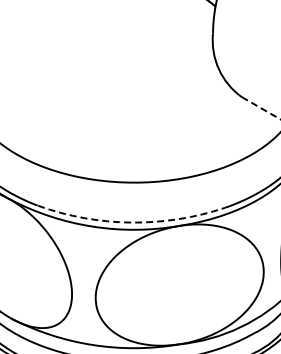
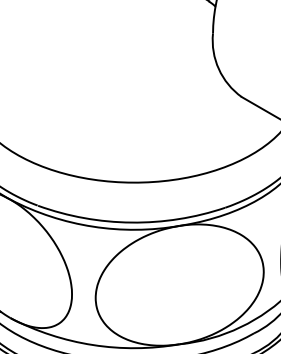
line: dashed -> solid (261, 108)
arc: dashed -> solid (131, 222)
